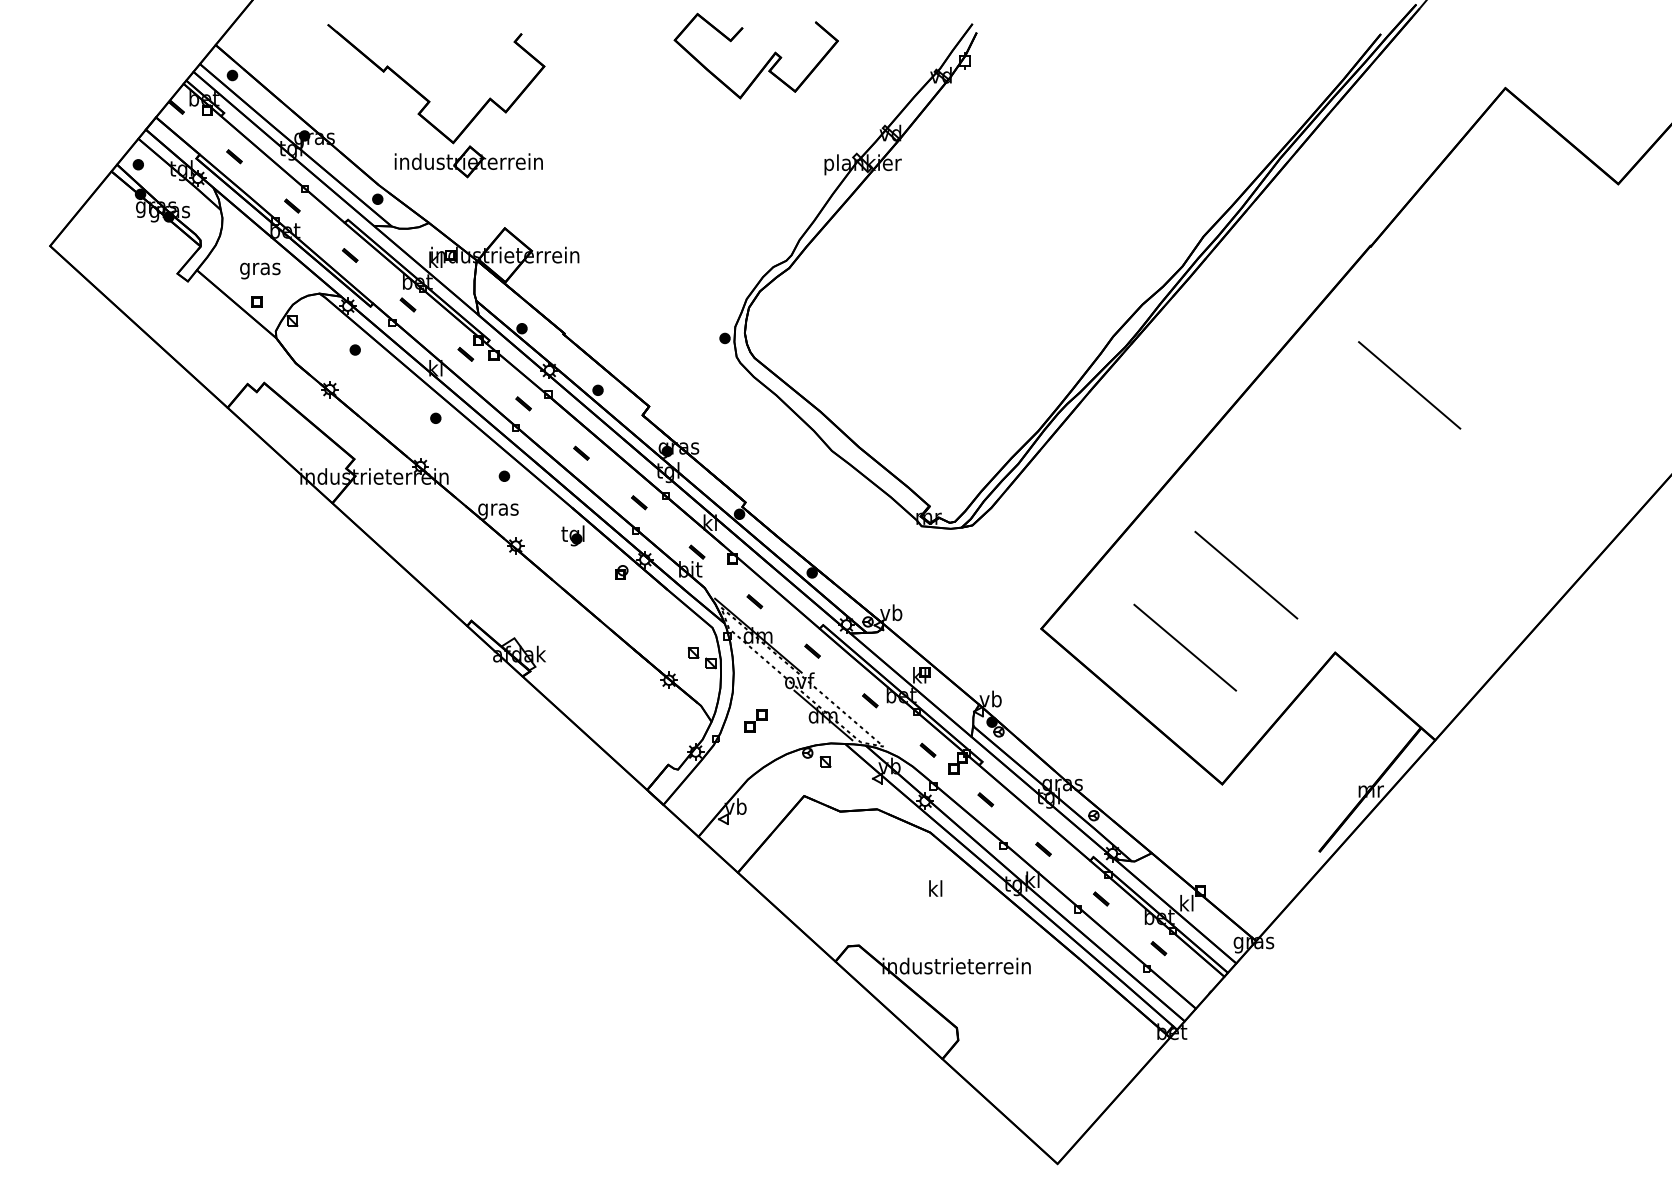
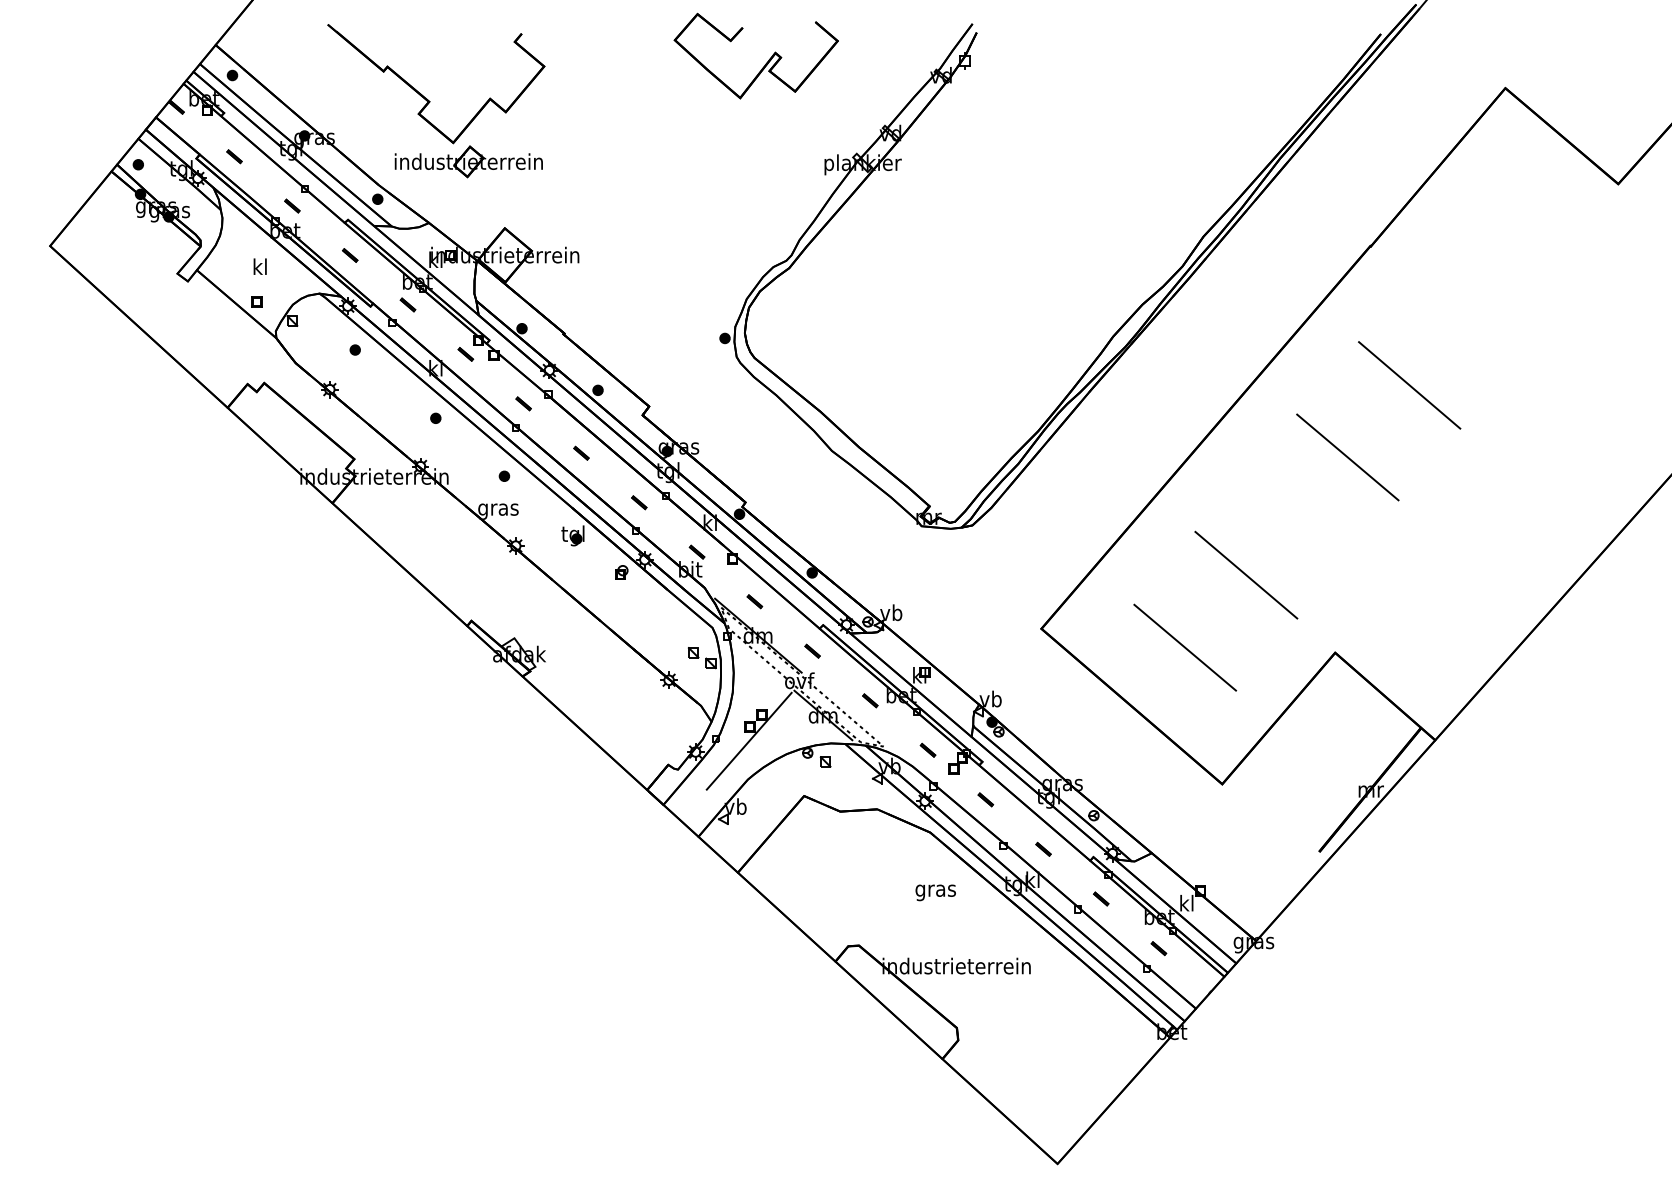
text: gras -> kl (260, 268)
line: none -> present (1347, 457)
line: none -> present (748, 740)
text: kl -> gras (935, 890)
